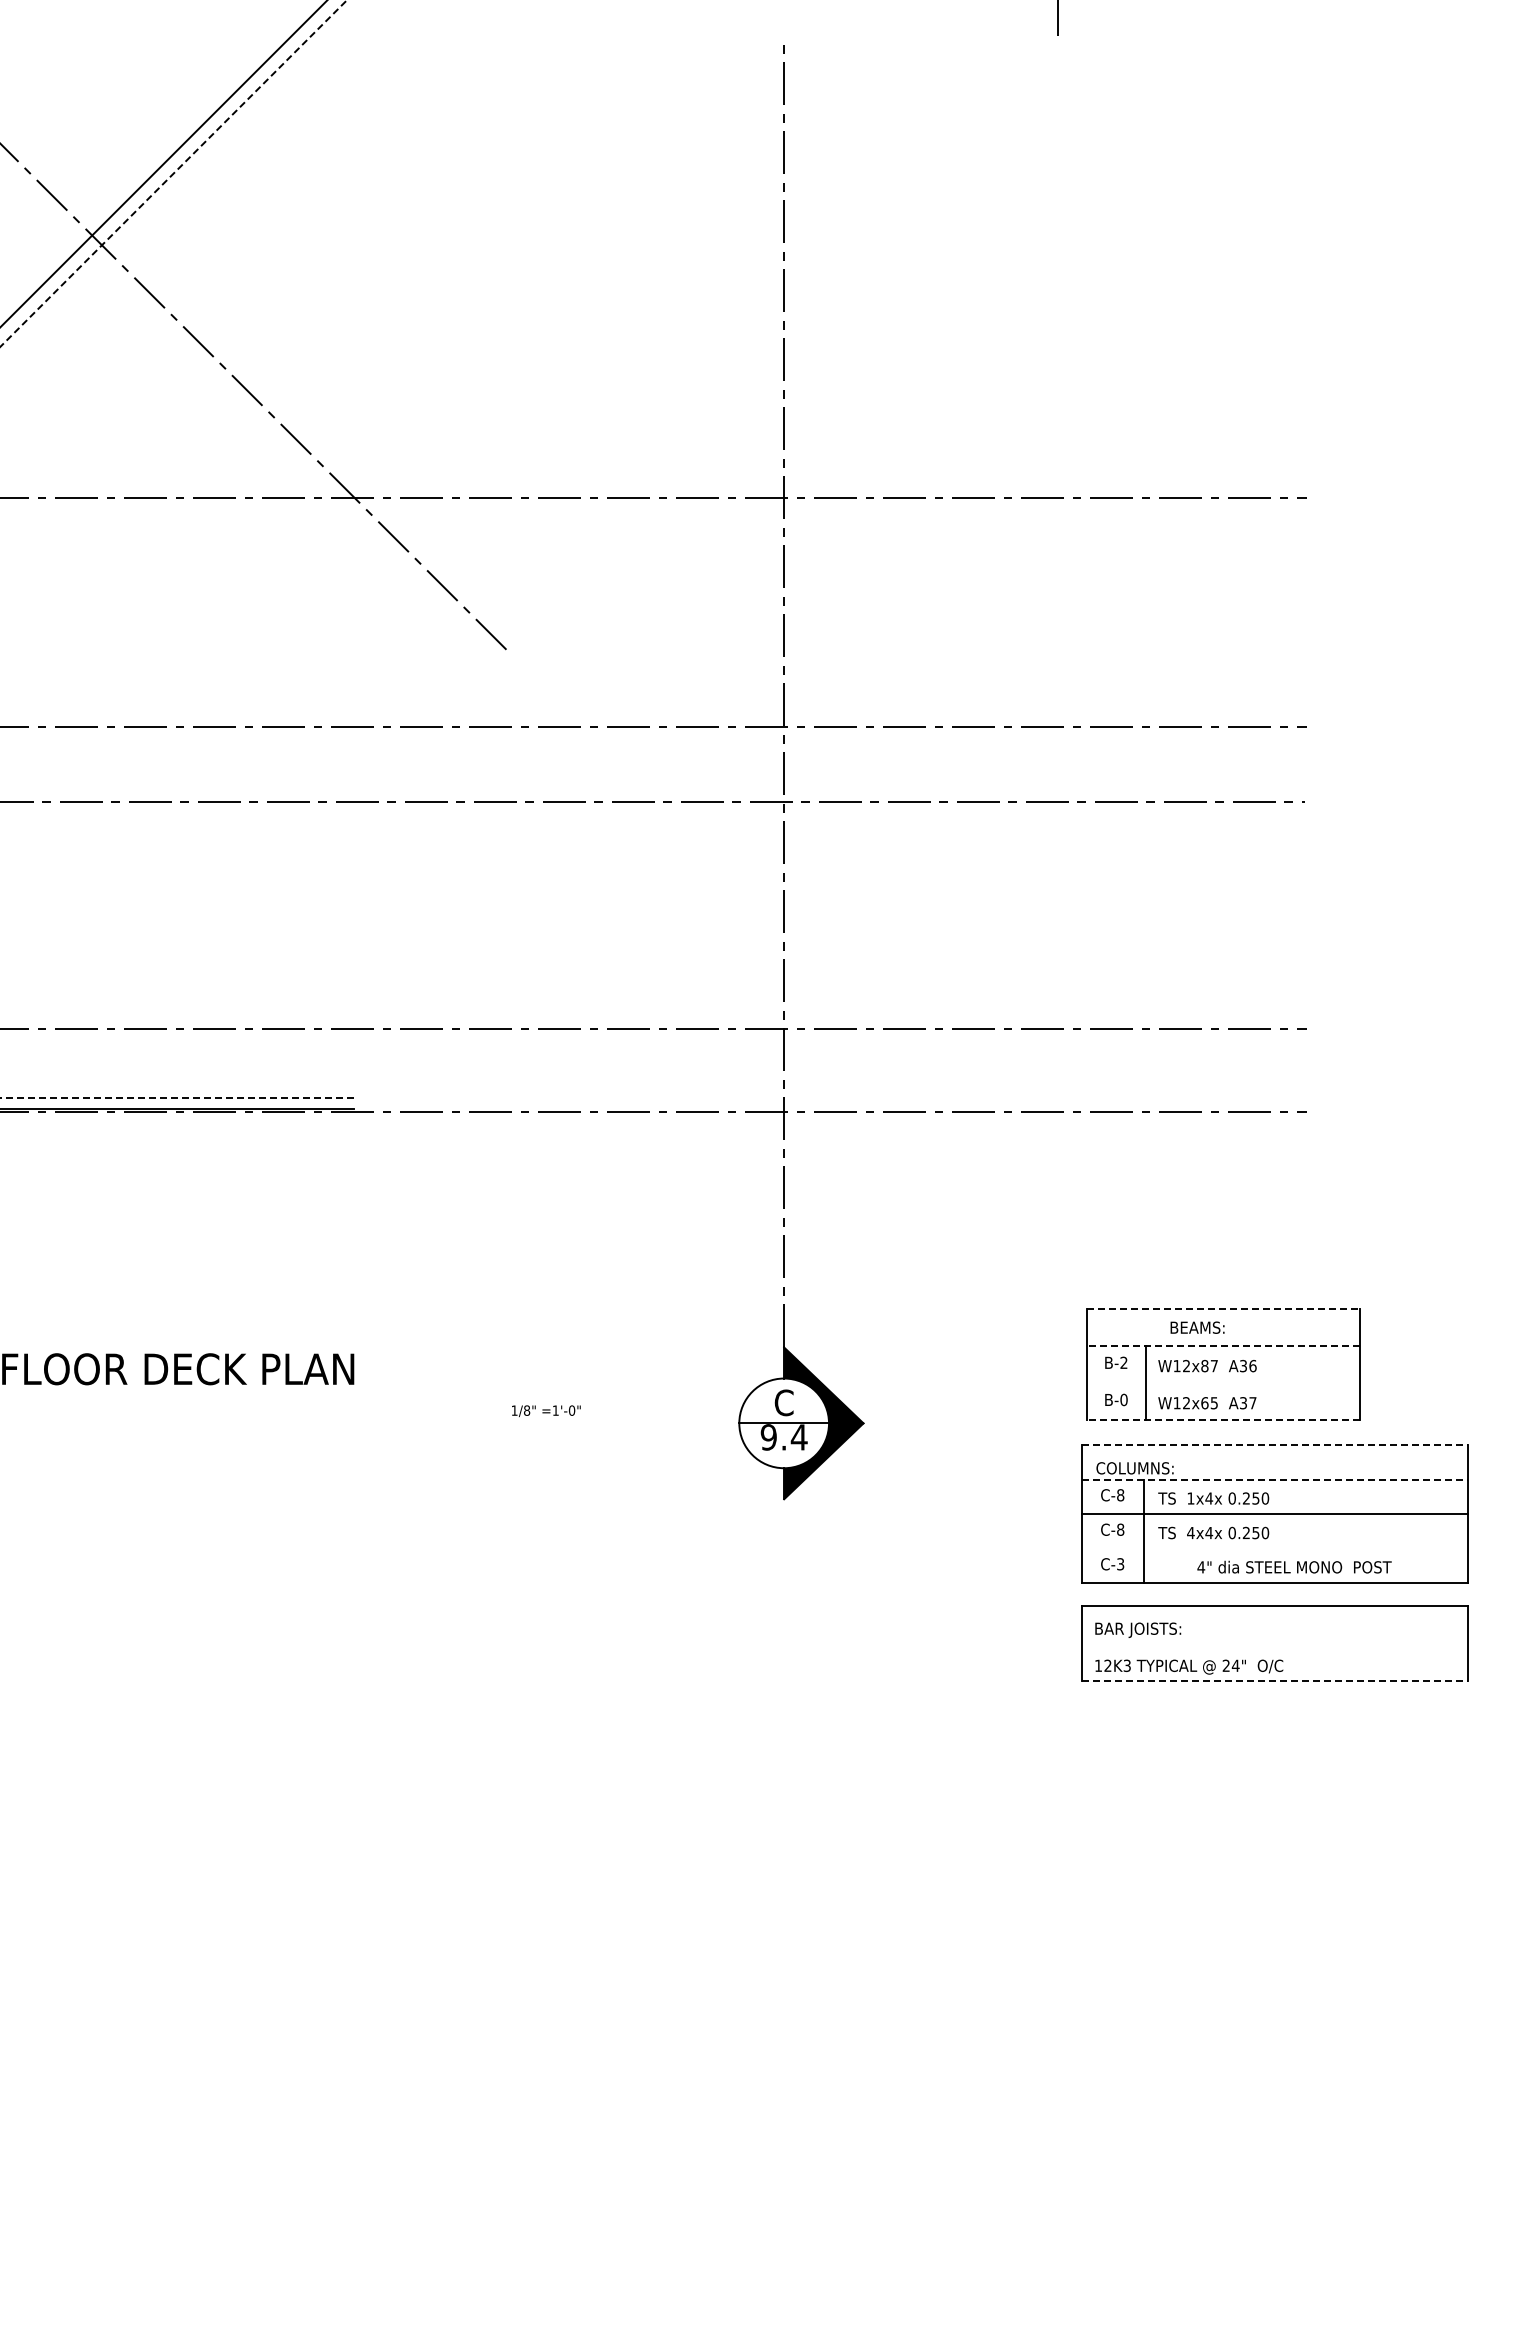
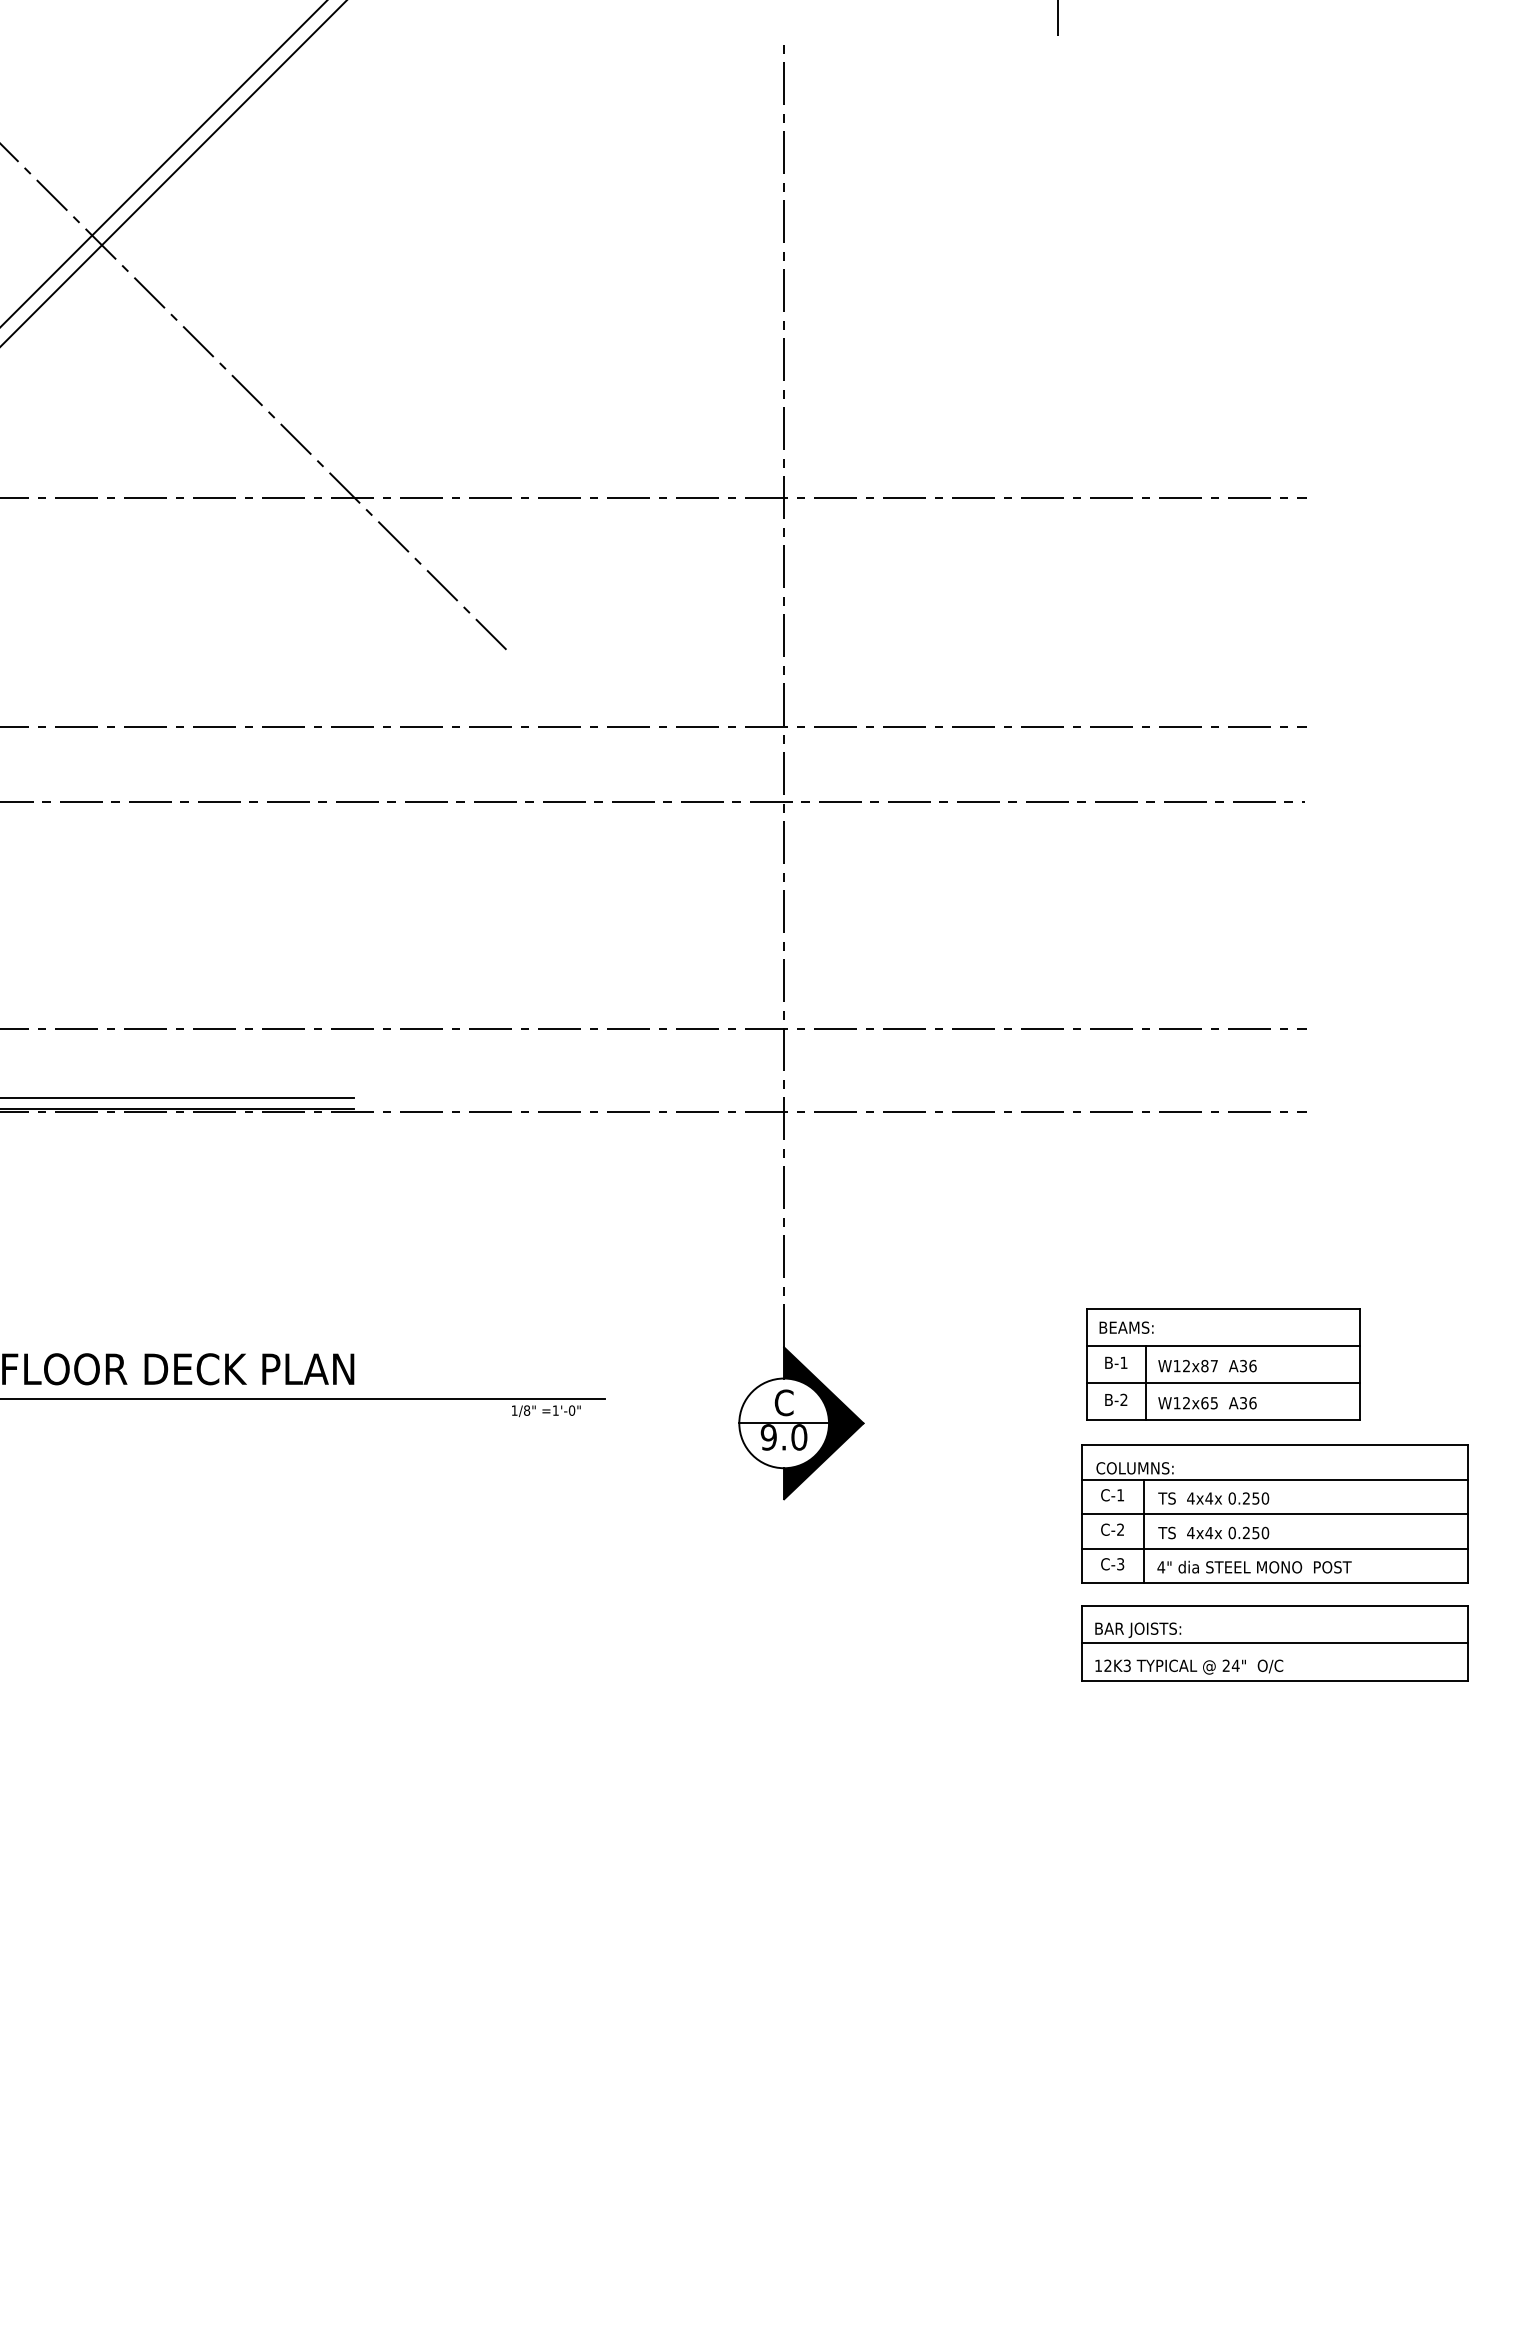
line: dashed -> solid (174, 173)
line: dashed -> solid (177, 1098)
line: dashed -> solid (1223, 1308)
text position: (1197, 1327) -> (1126, 1327) (1126, 1327)
line: dashed -> solid (1222, 1345)
text: B-2 -> B-1 (1123, 1362)
line: none -> present (1222, 1382)
line: none -> present (303, 1398)
text: B-0 -> B-2 (1123, 1399)
text: A37 -> A36 (1252, 1403)
line: dashed -> solid (1222, 1420)
text: 9.4 -> 9.0 (798, 1437)
line: dashed -> solid (1275, 1445)
line: dashed -> solid (1275, 1479)
text: C-8 -> C-1 (1120, 1495)
text: 1x4x -> 4x4x (1190, 1498)
text: C-8 -> C-2 (1120, 1529)
line: none -> present (1274, 1548)
text position: (1294, 1566) -> (1254, 1566) (1254, 1566)
line: none -> present (1274, 1643)
line: dashed -> solid (1275, 1680)
